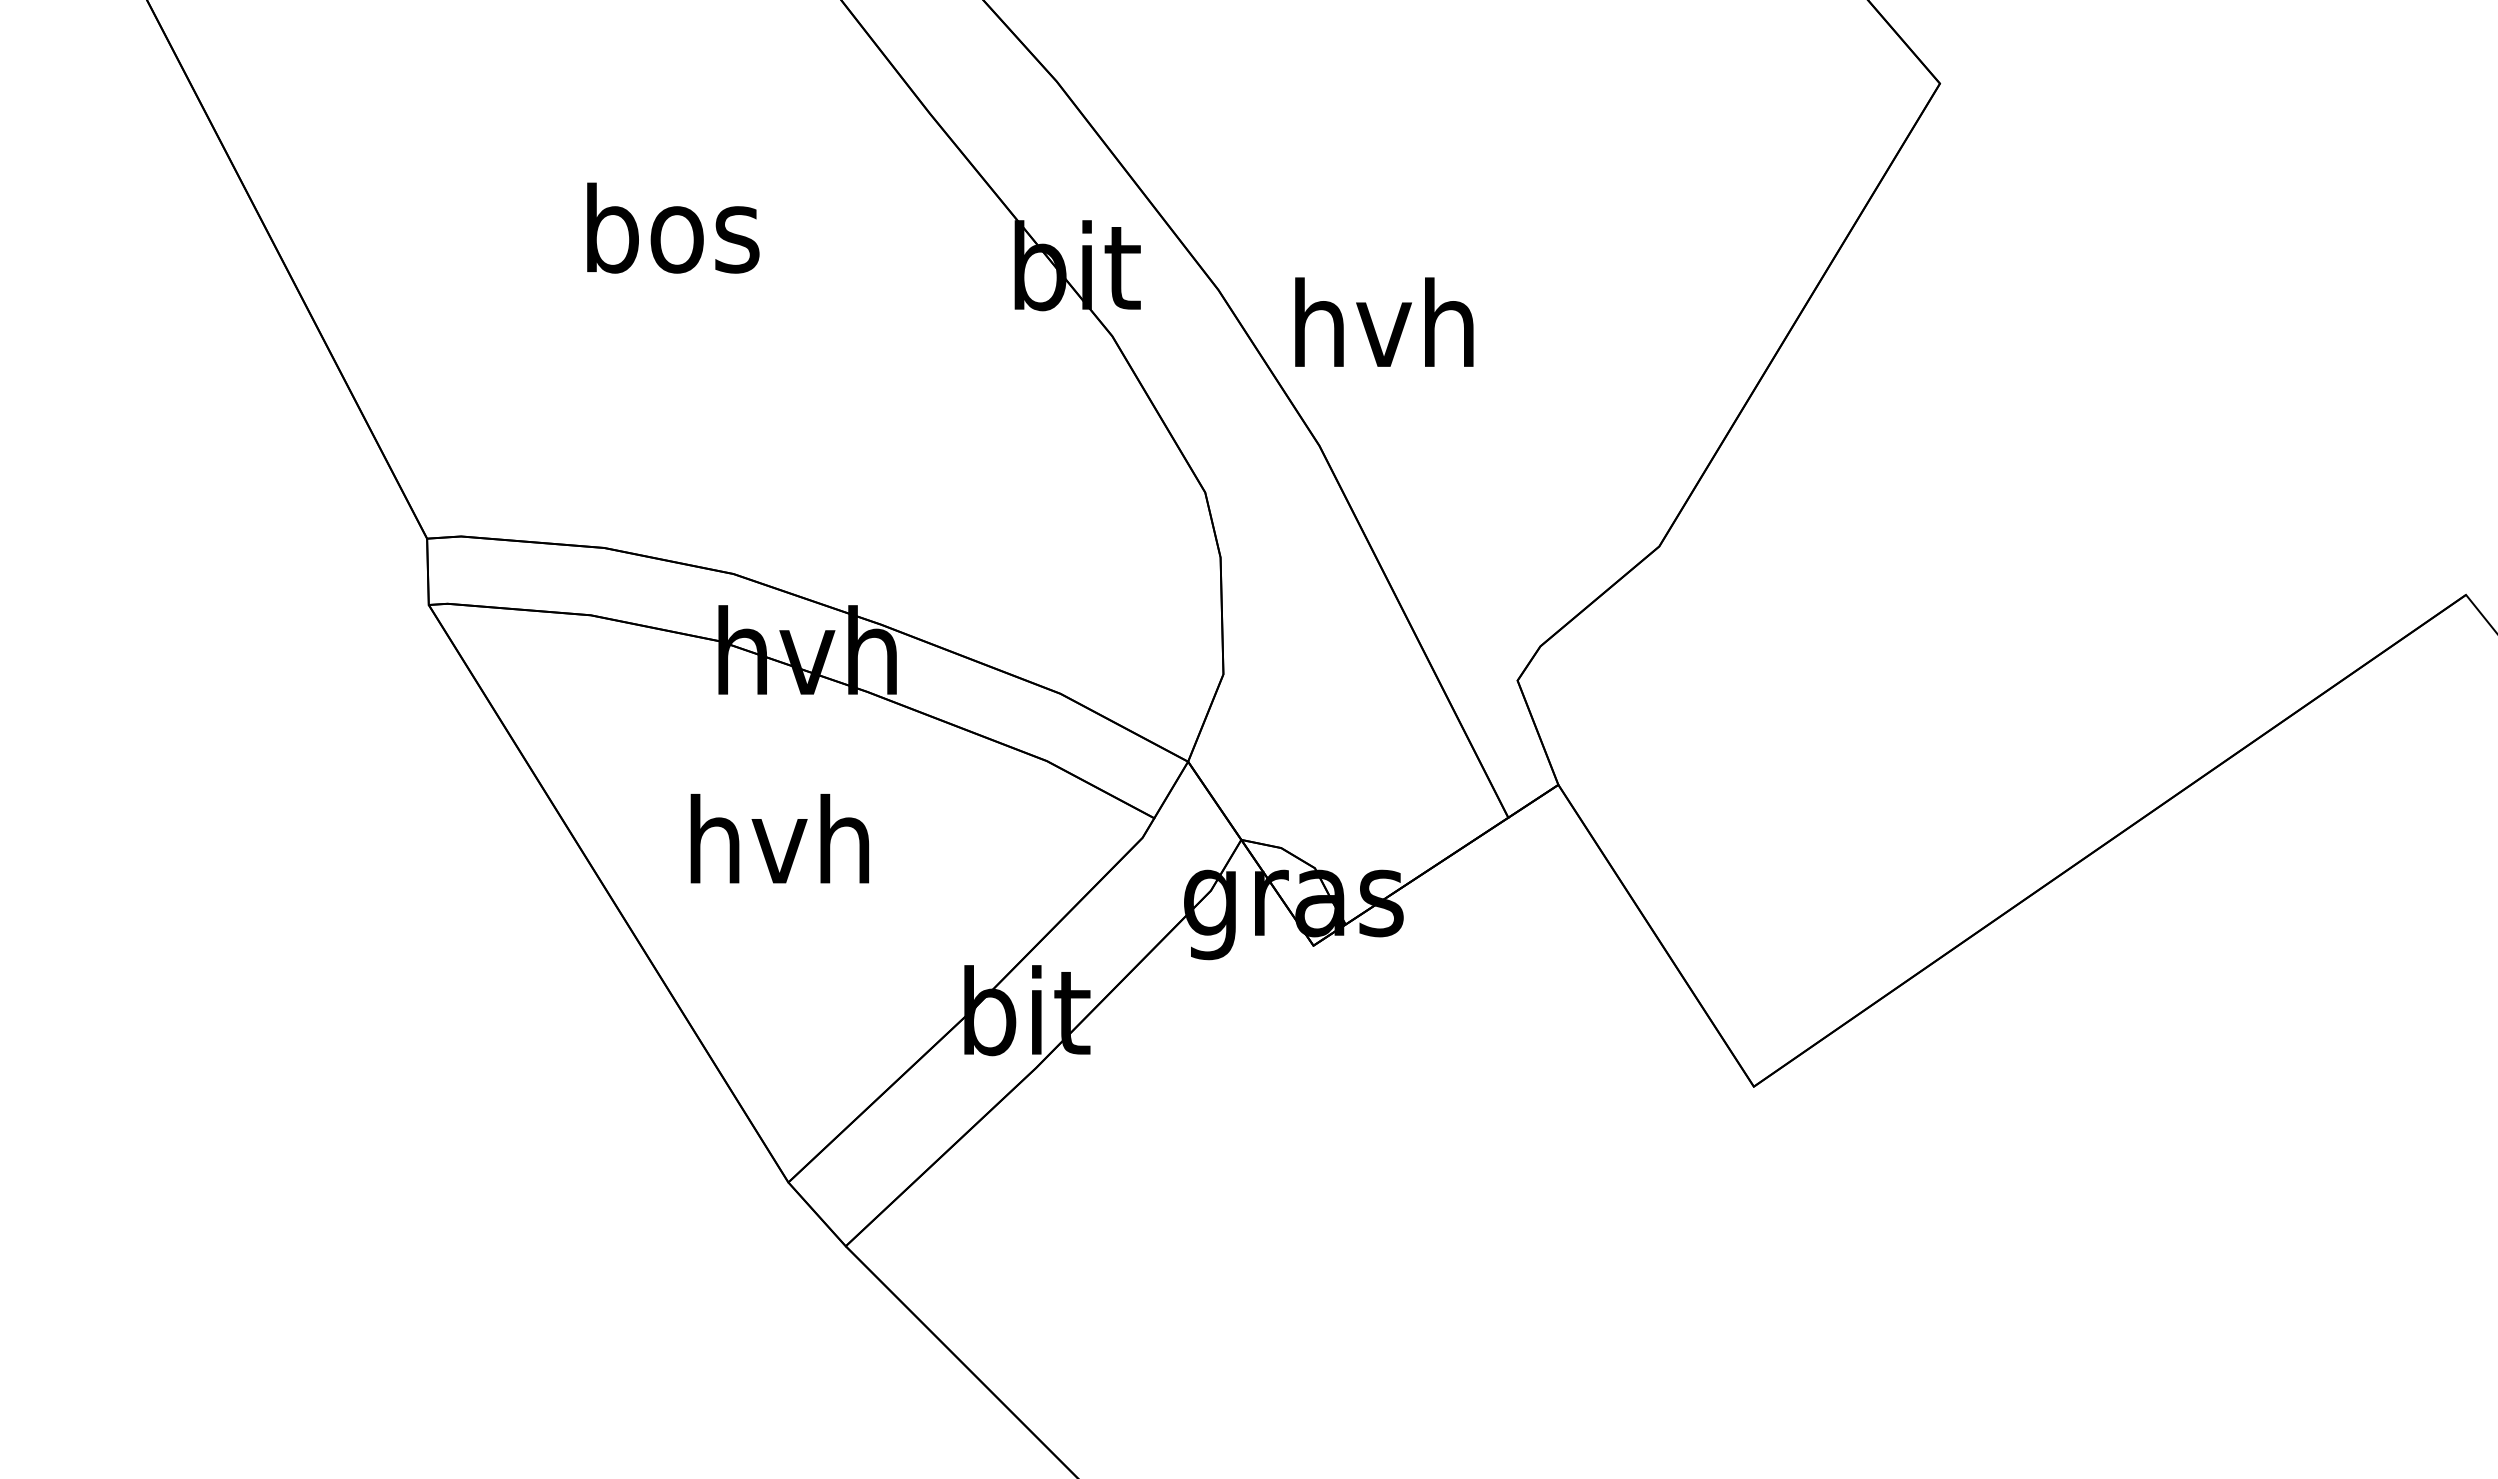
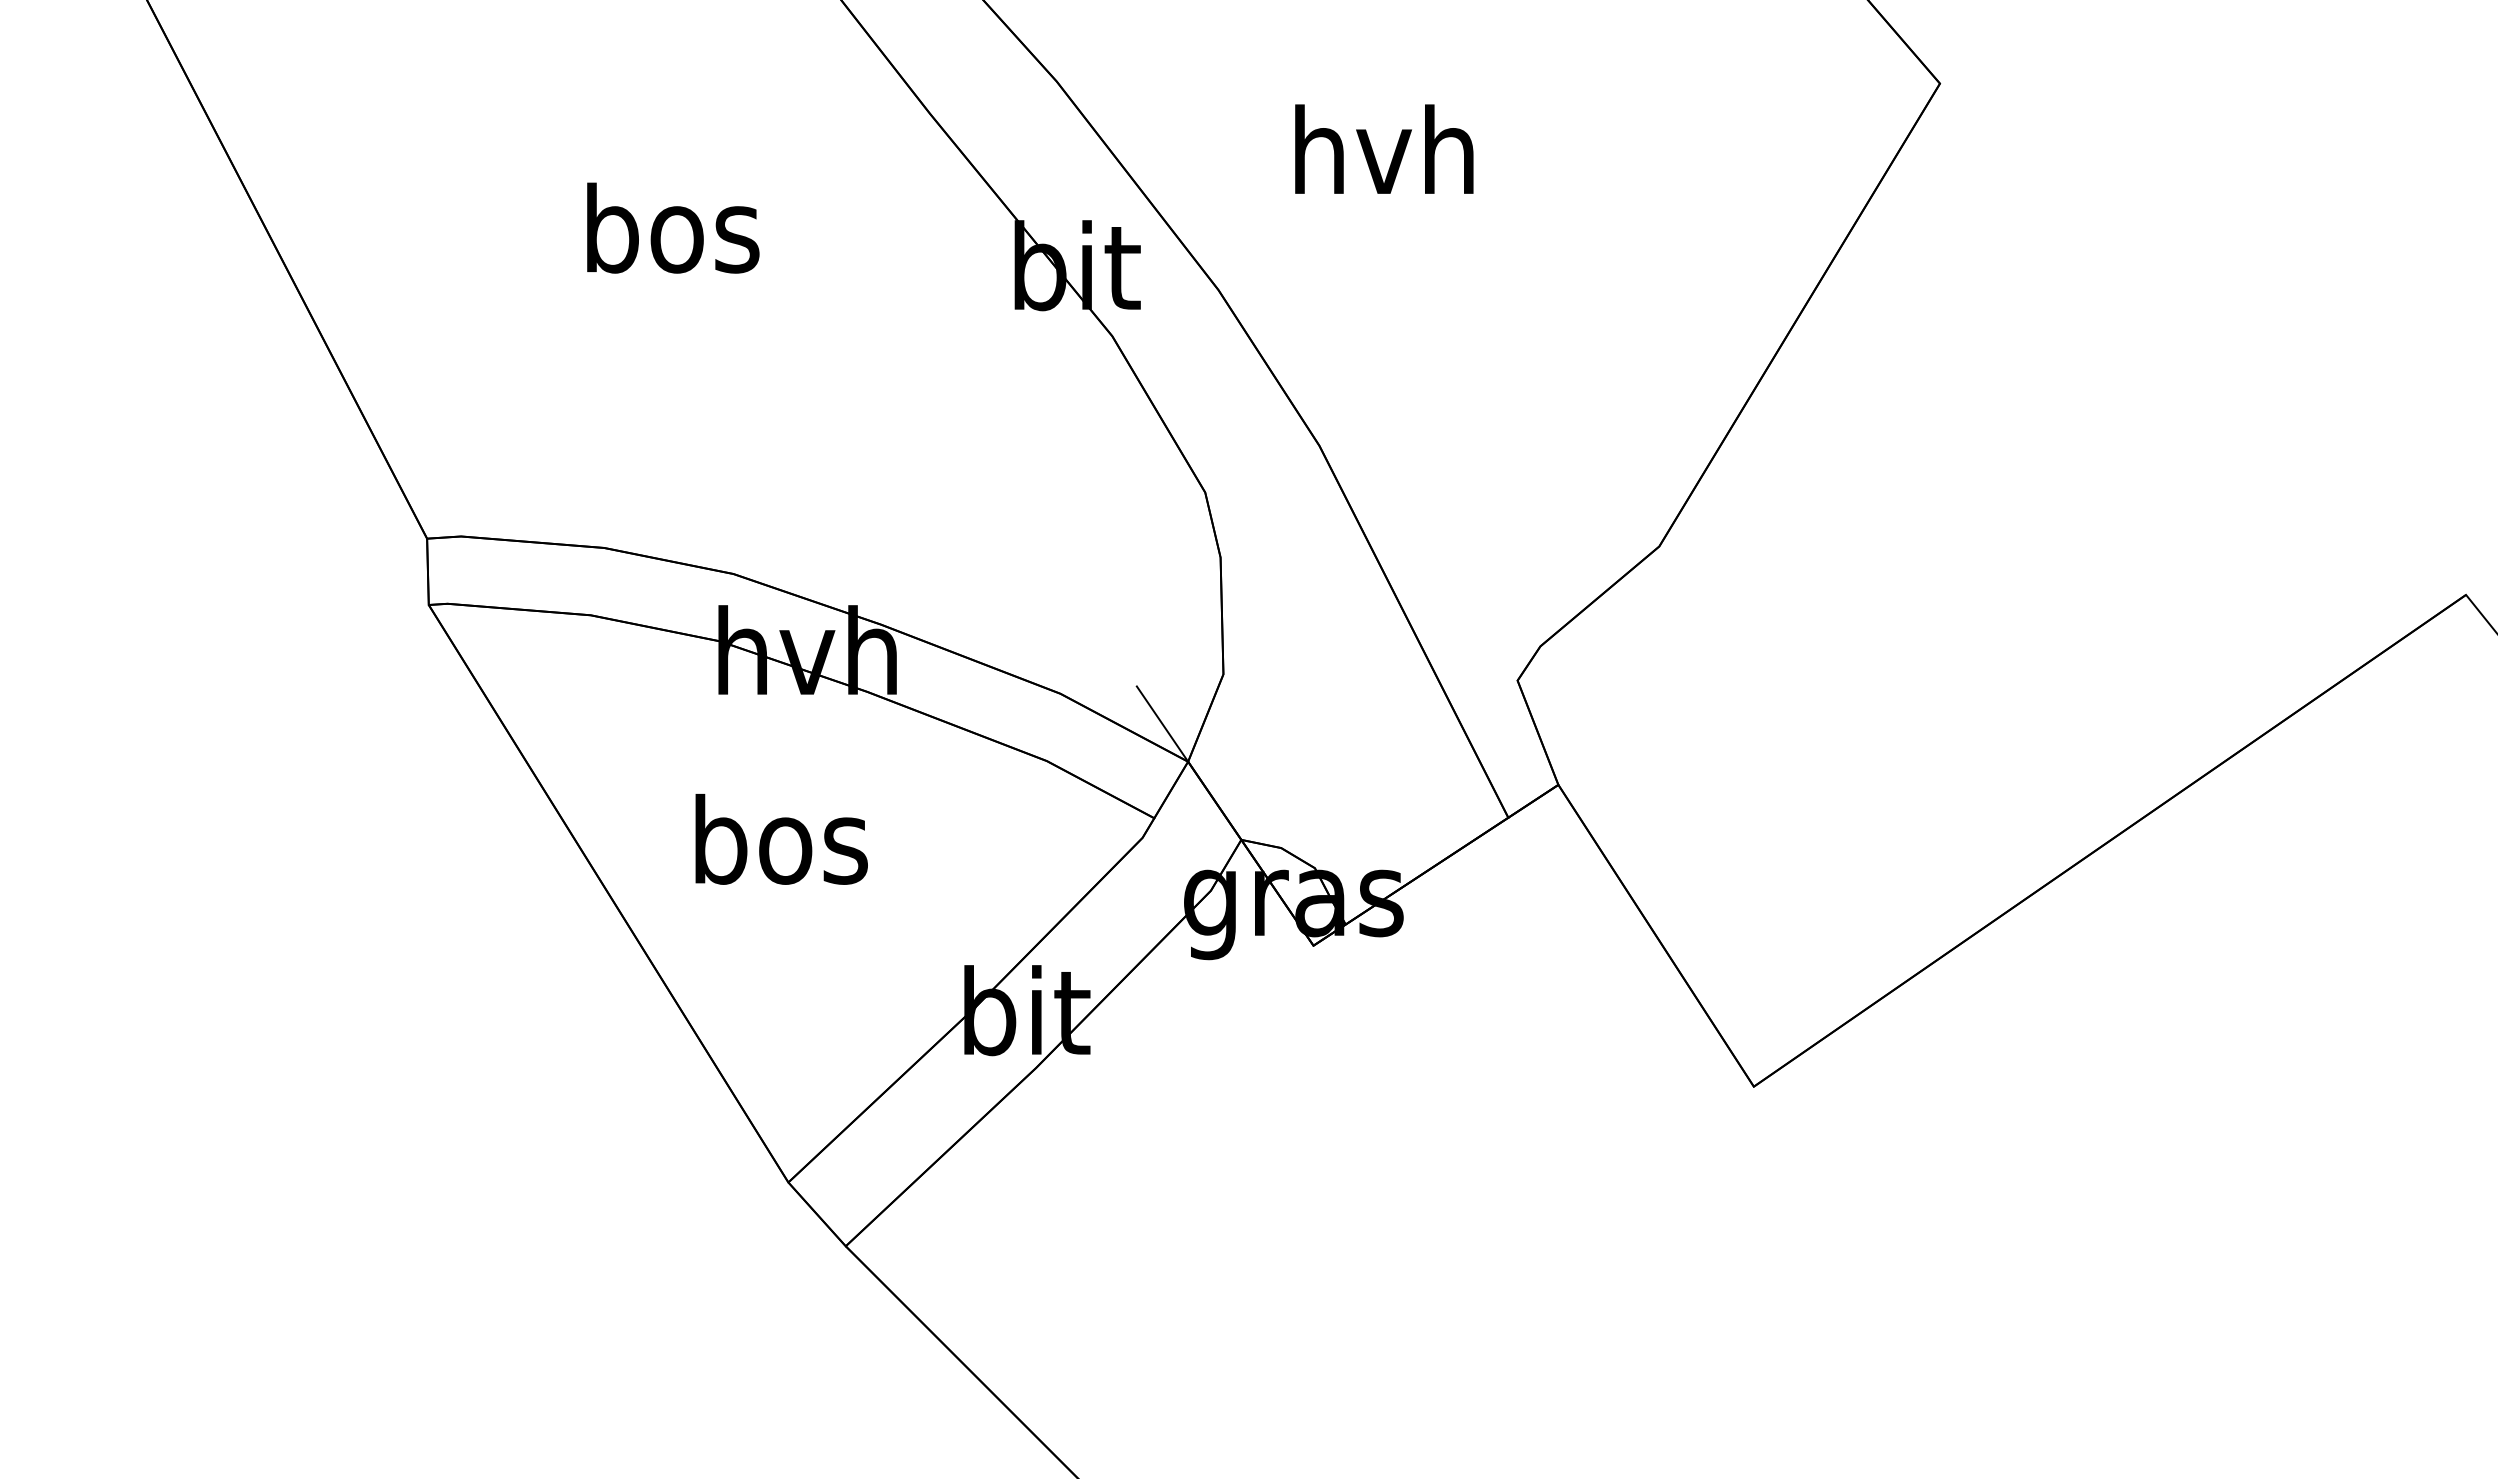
text position: (1384, 321) -> (1384, 148) (1384, 148)
line: none -> present (1162, 723)
text: hvh -> bos (779, 838)
